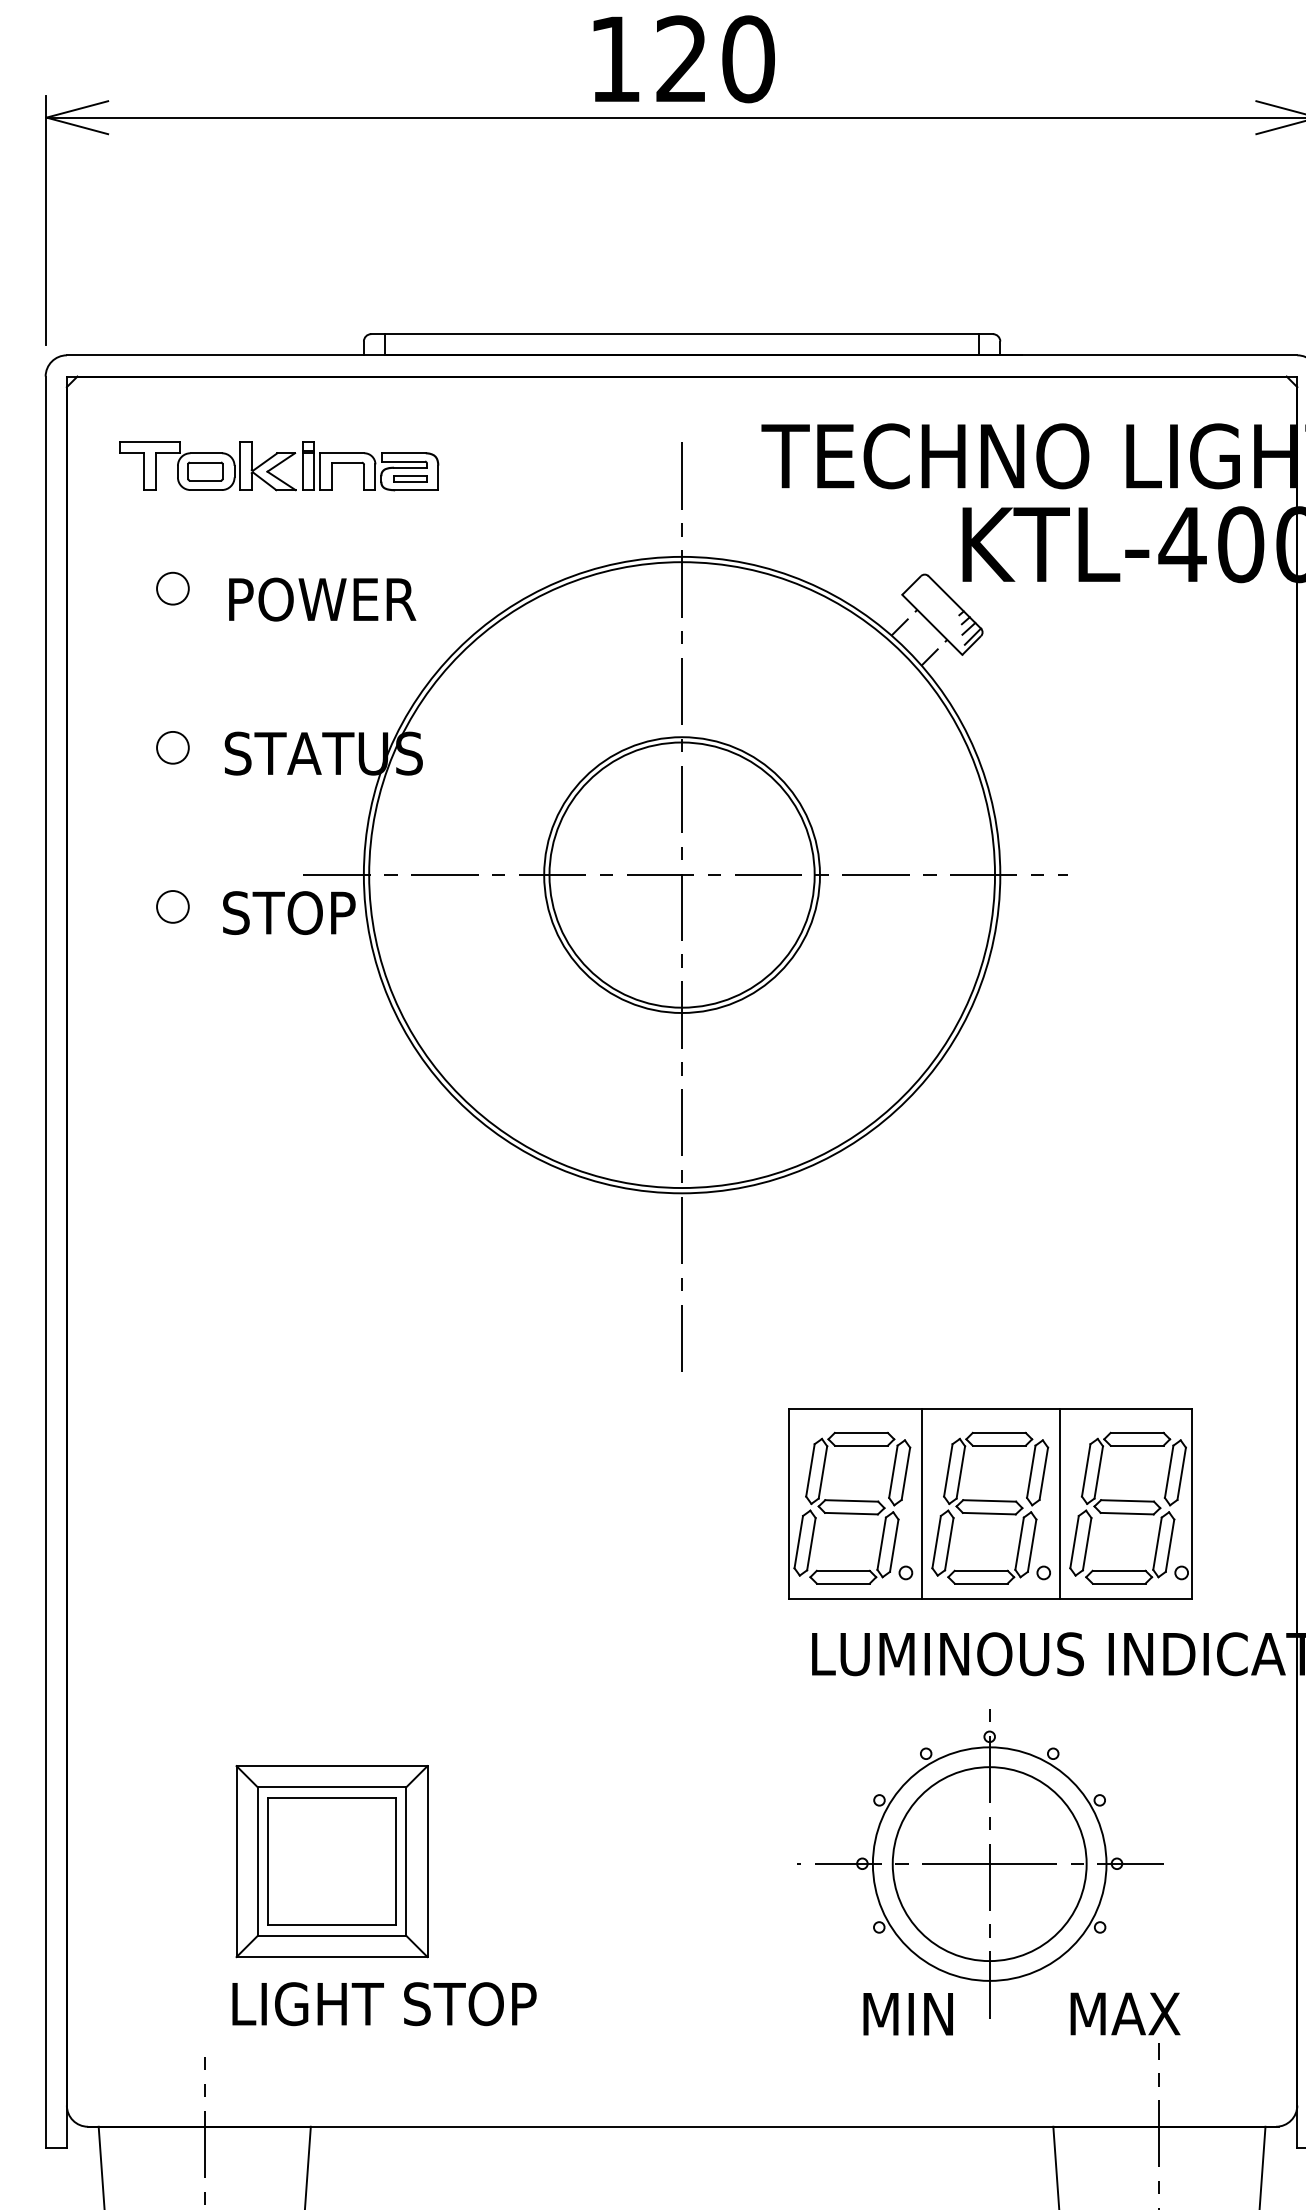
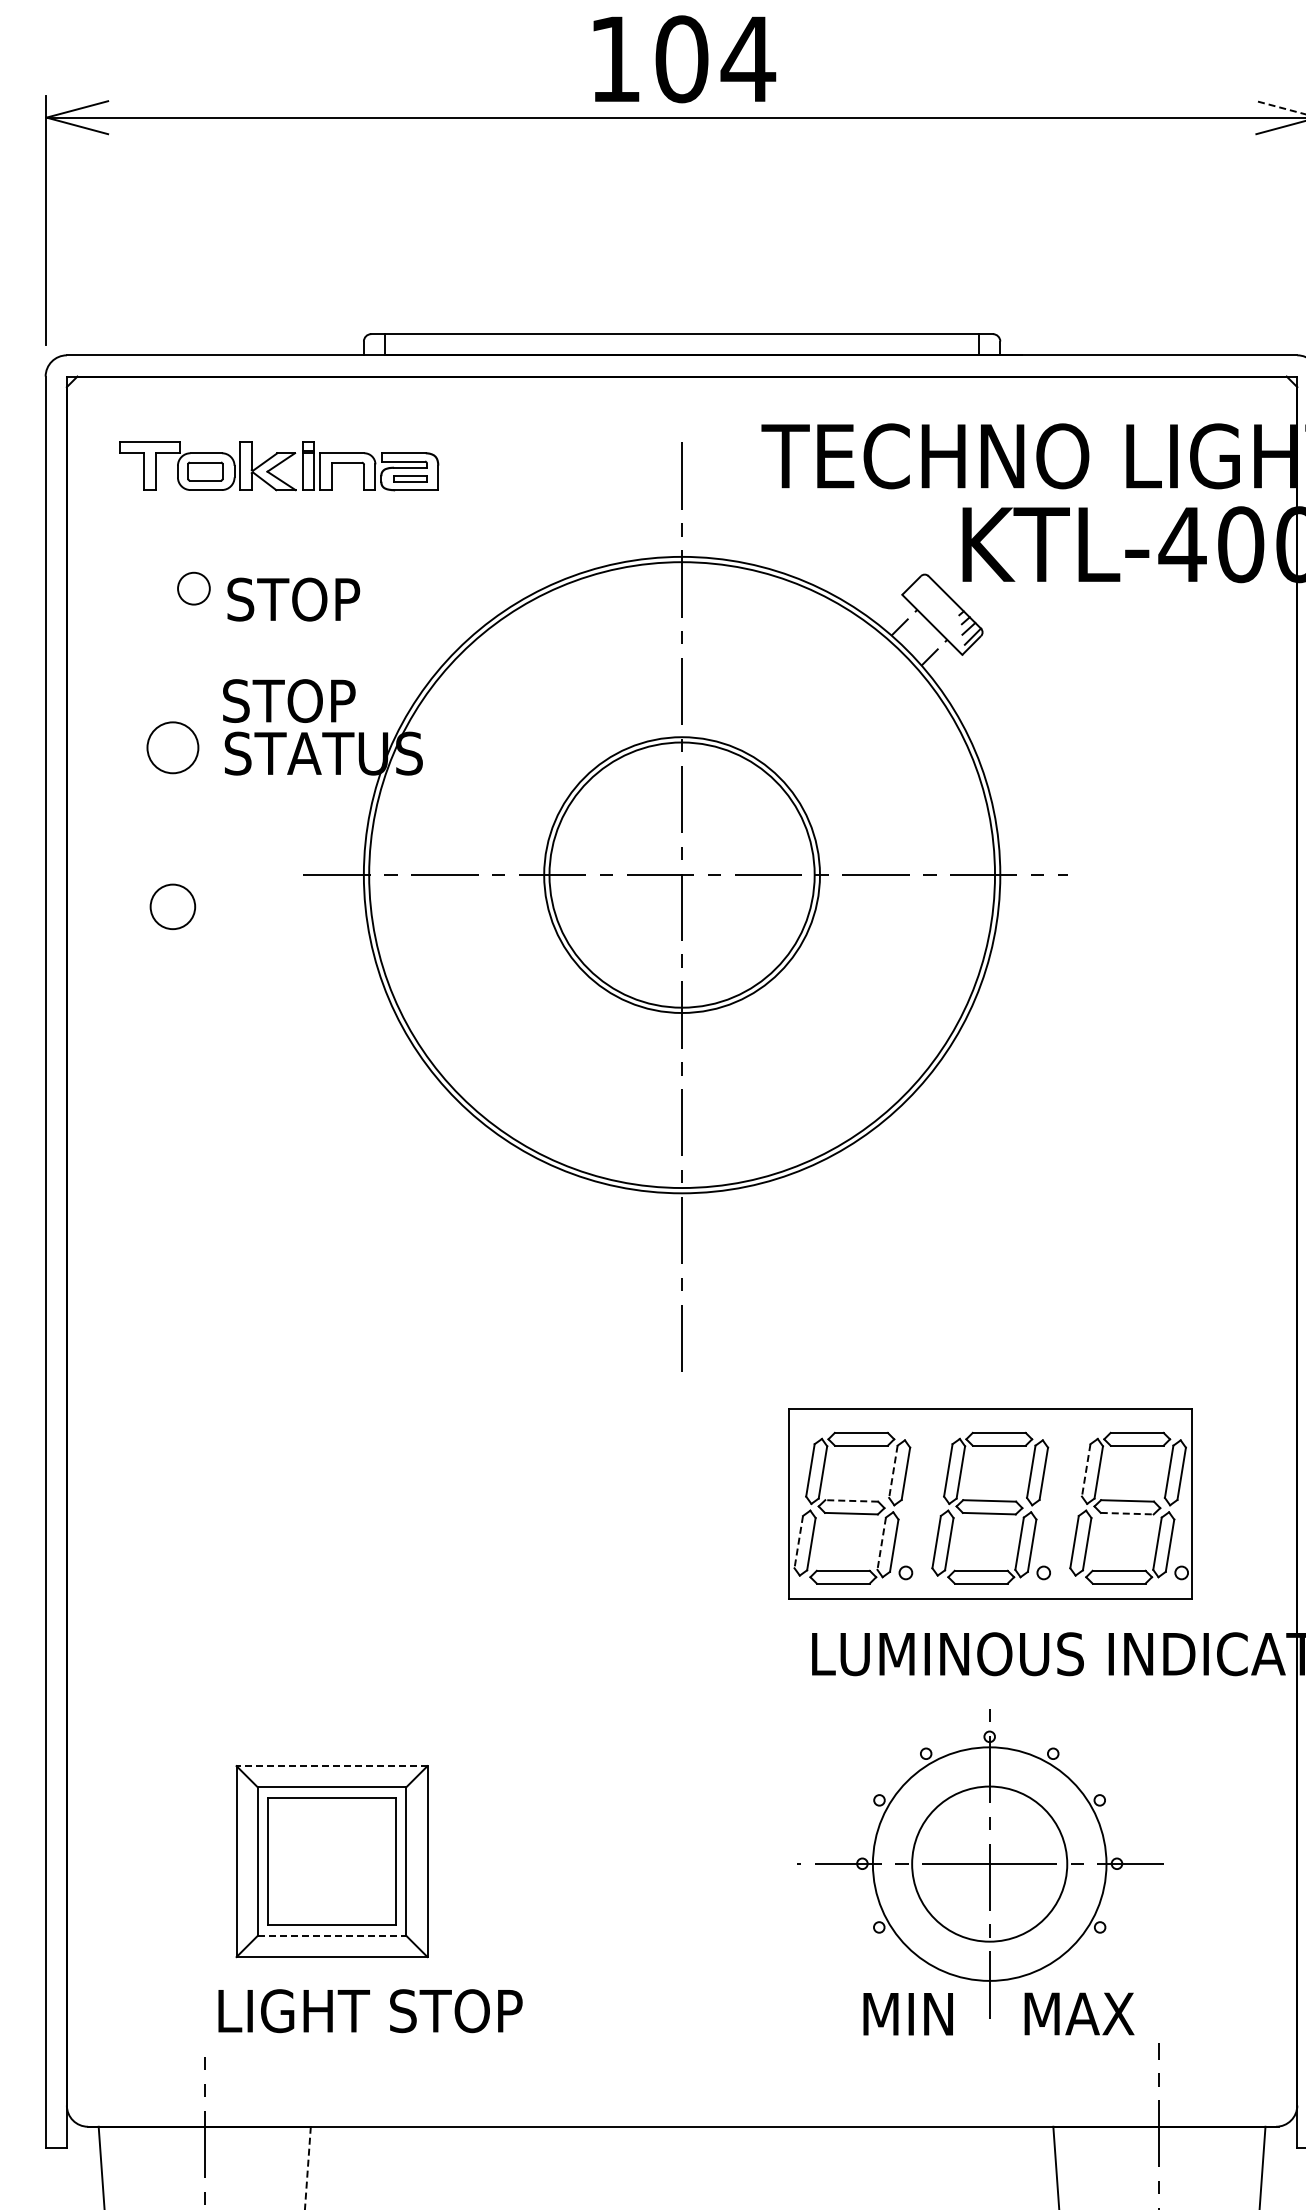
text: 120 -> 104 (715, 59)
line: solid -> dashed (1280, 107)
circle position: (172, 588) -> (193, 588) (193, 588)
text: POWER -> STOP (321, 599)
circle diameter: 32 px -> 51 px (172, 747)
circle size: 34x34 px -> 48x47 px (172, 906)
text position: (289, 912) -> (289, 700) (289, 700)
line: solid -> dashed (1086, 1470)
line: solid -> dashed (893, 1472)
line: solid -> dashed (851, 1500)
line: present -> none (921, 1503)
line: present -> none (1059, 1503)
line: solid -> dashed (1127, 1513)
line: solid -> dashed (798, 1542)
line: solid -> dashed (881, 1544)
line: solid -> dashed (331, 1766)
circle diameter: 194 px -> 155 px (989, 1863)
line: solid -> dashed (332, 1935)
text position: (384, 2004) -> (370, 2011) (370, 2011)
text position: (1125, 2013) -> (1079, 2013) (1079, 2013)
line: solid -> dashed (307, 2168)
